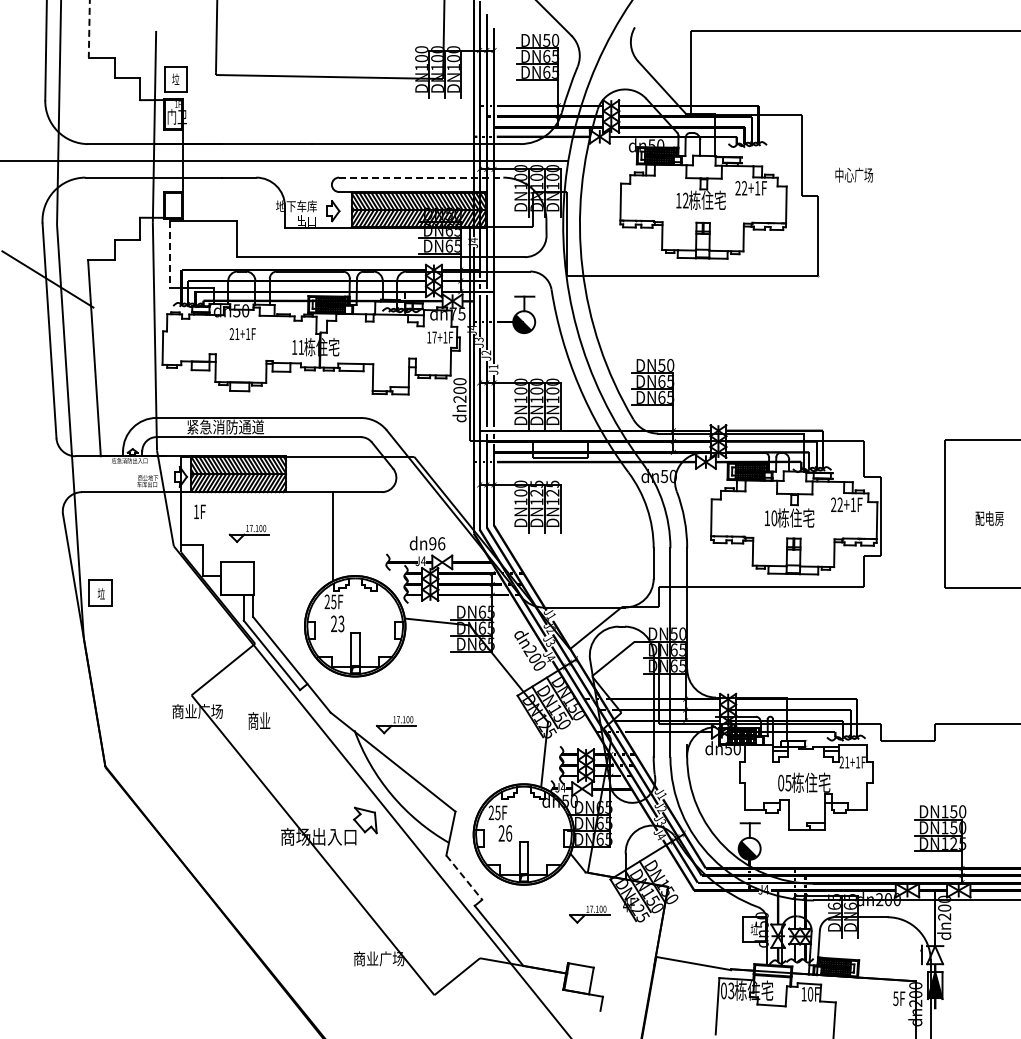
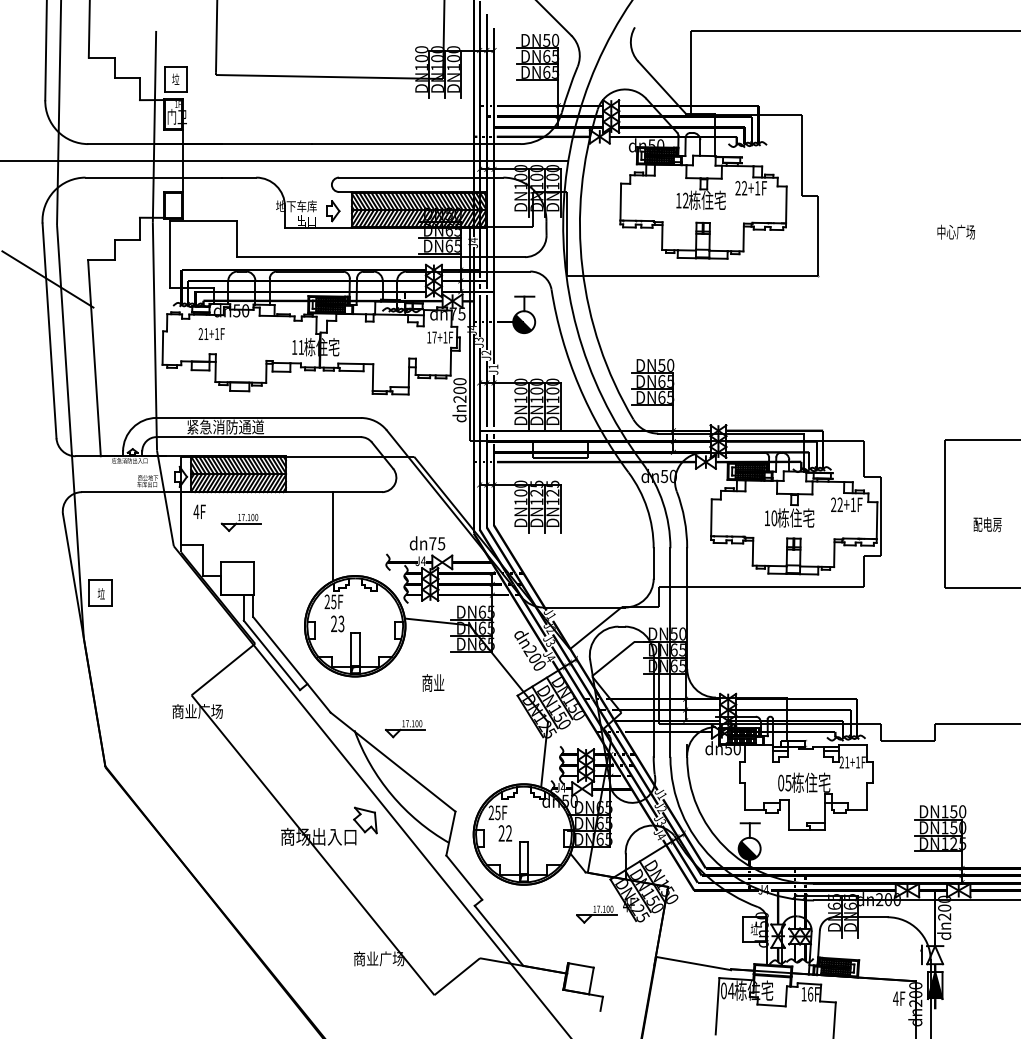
line: dashed -> solid (89, 29)
text position: (854, 174) -> (956, 231) (956, 231)
line: dashed -> solid (421, 177)
line: dashed -> solid (169, 254)
text position: (242, 333) -> (211, 333) (211, 333)
text: 1F -> 4F (196, 511)
text position: (989, 518) -> (987, 524) (987, 524)
part position: (248, 533) -> (240, 522) (240, 522)
text: dn96 -> dn75 (437, 543)
text position: (259, 720) -> (433, 682) (433, 682)
part position: (396, 725) -> (405, 729) (405, 729)
text: 26 -> 22 (509, 833)
line: dashed -> solid (464, 878)
part position: (589, 914) -> (596, 914) (596, 914)
text: 03 -> 04 (731, 990)
text: 10F -> 16F (810, 994)
text: 5F -> 4F (895, 998)
